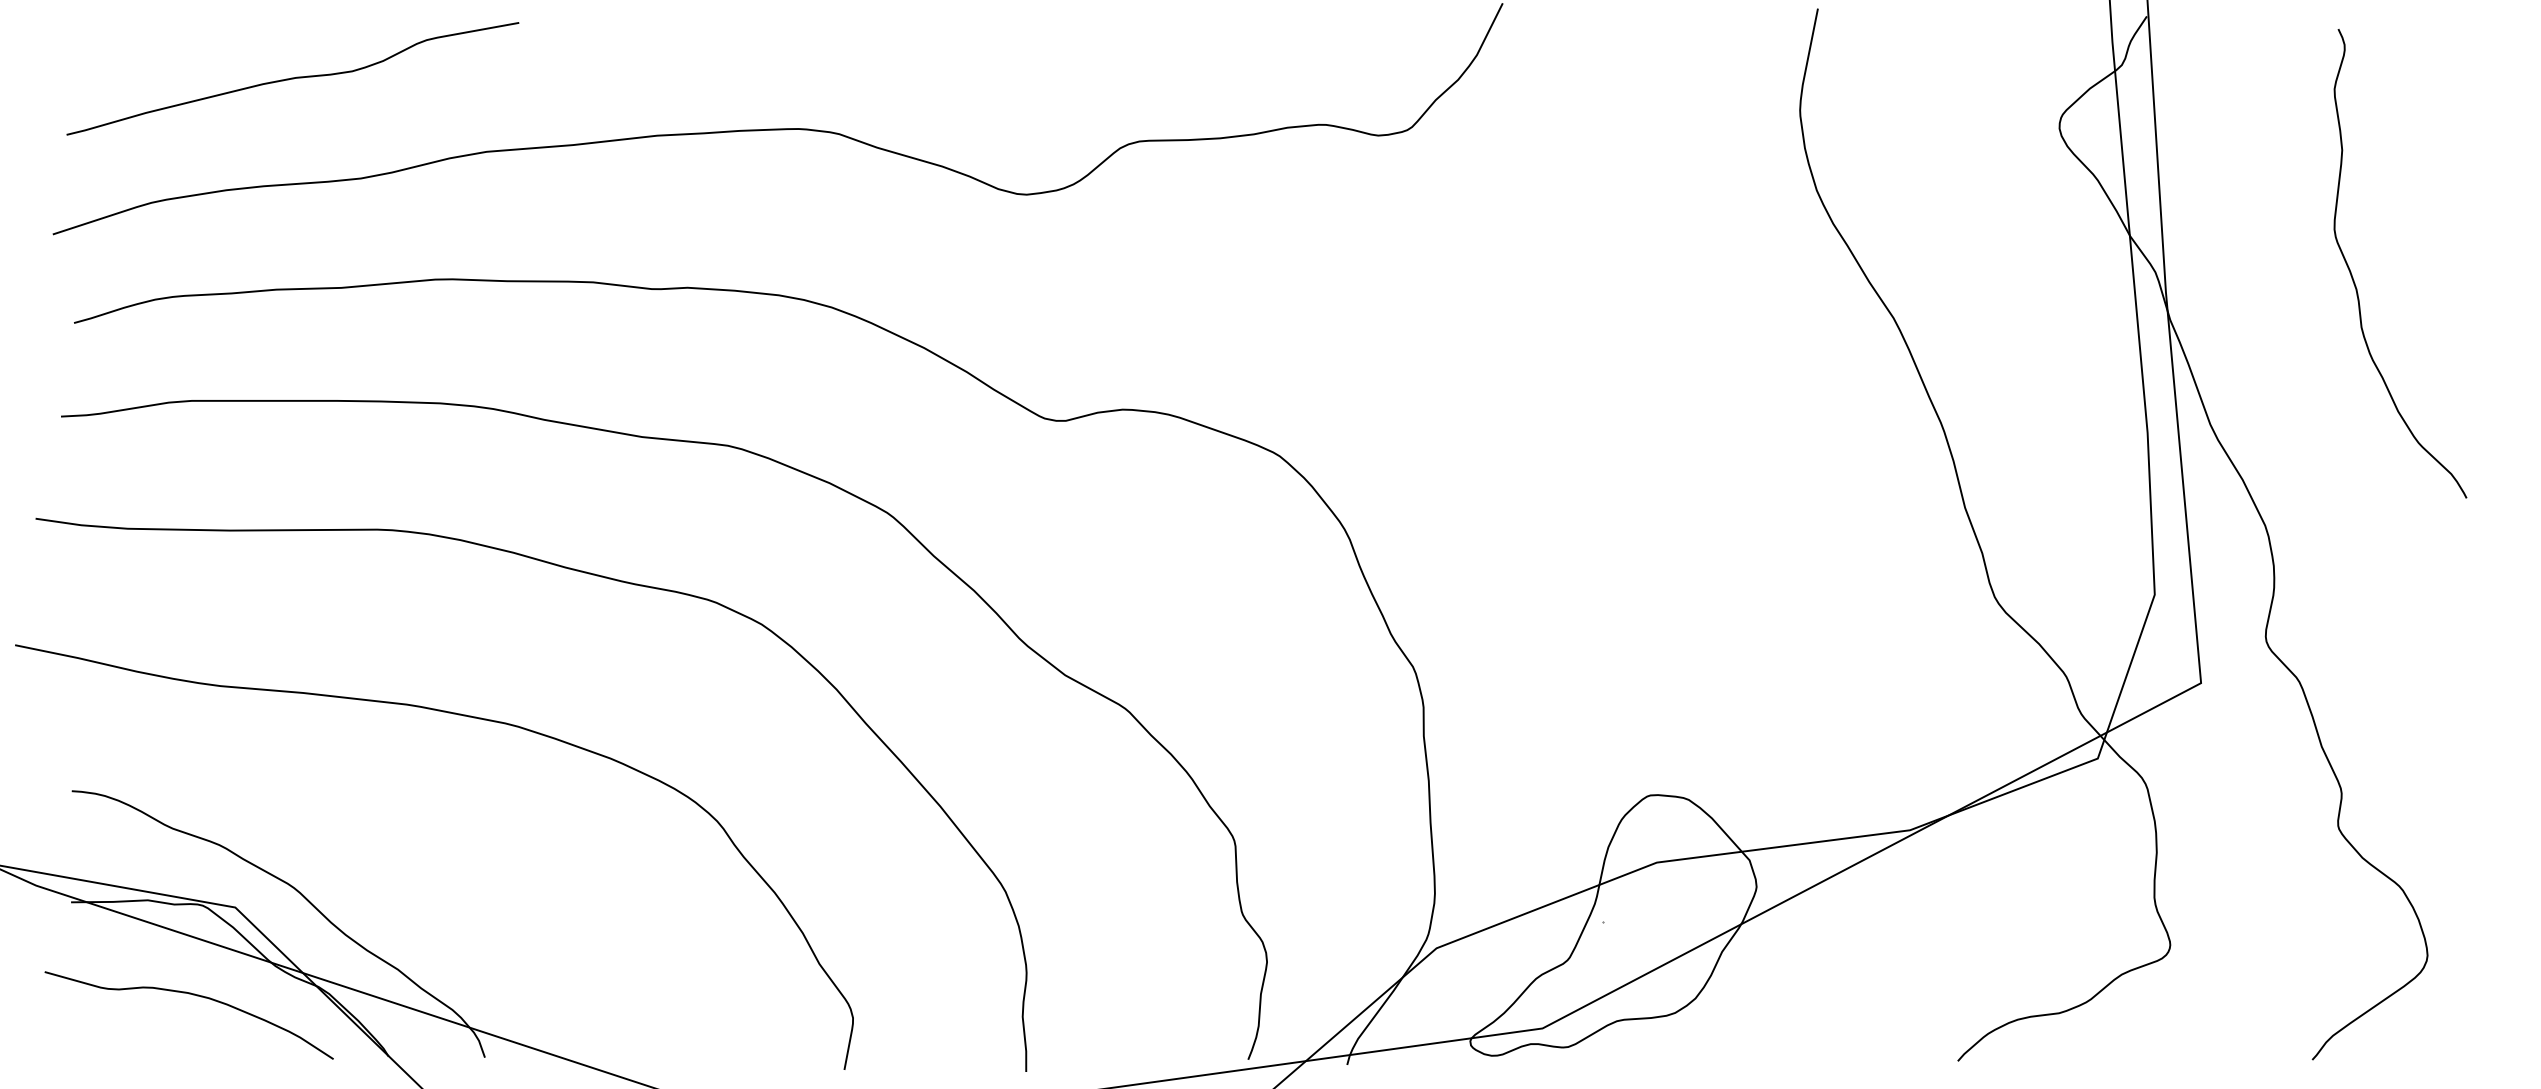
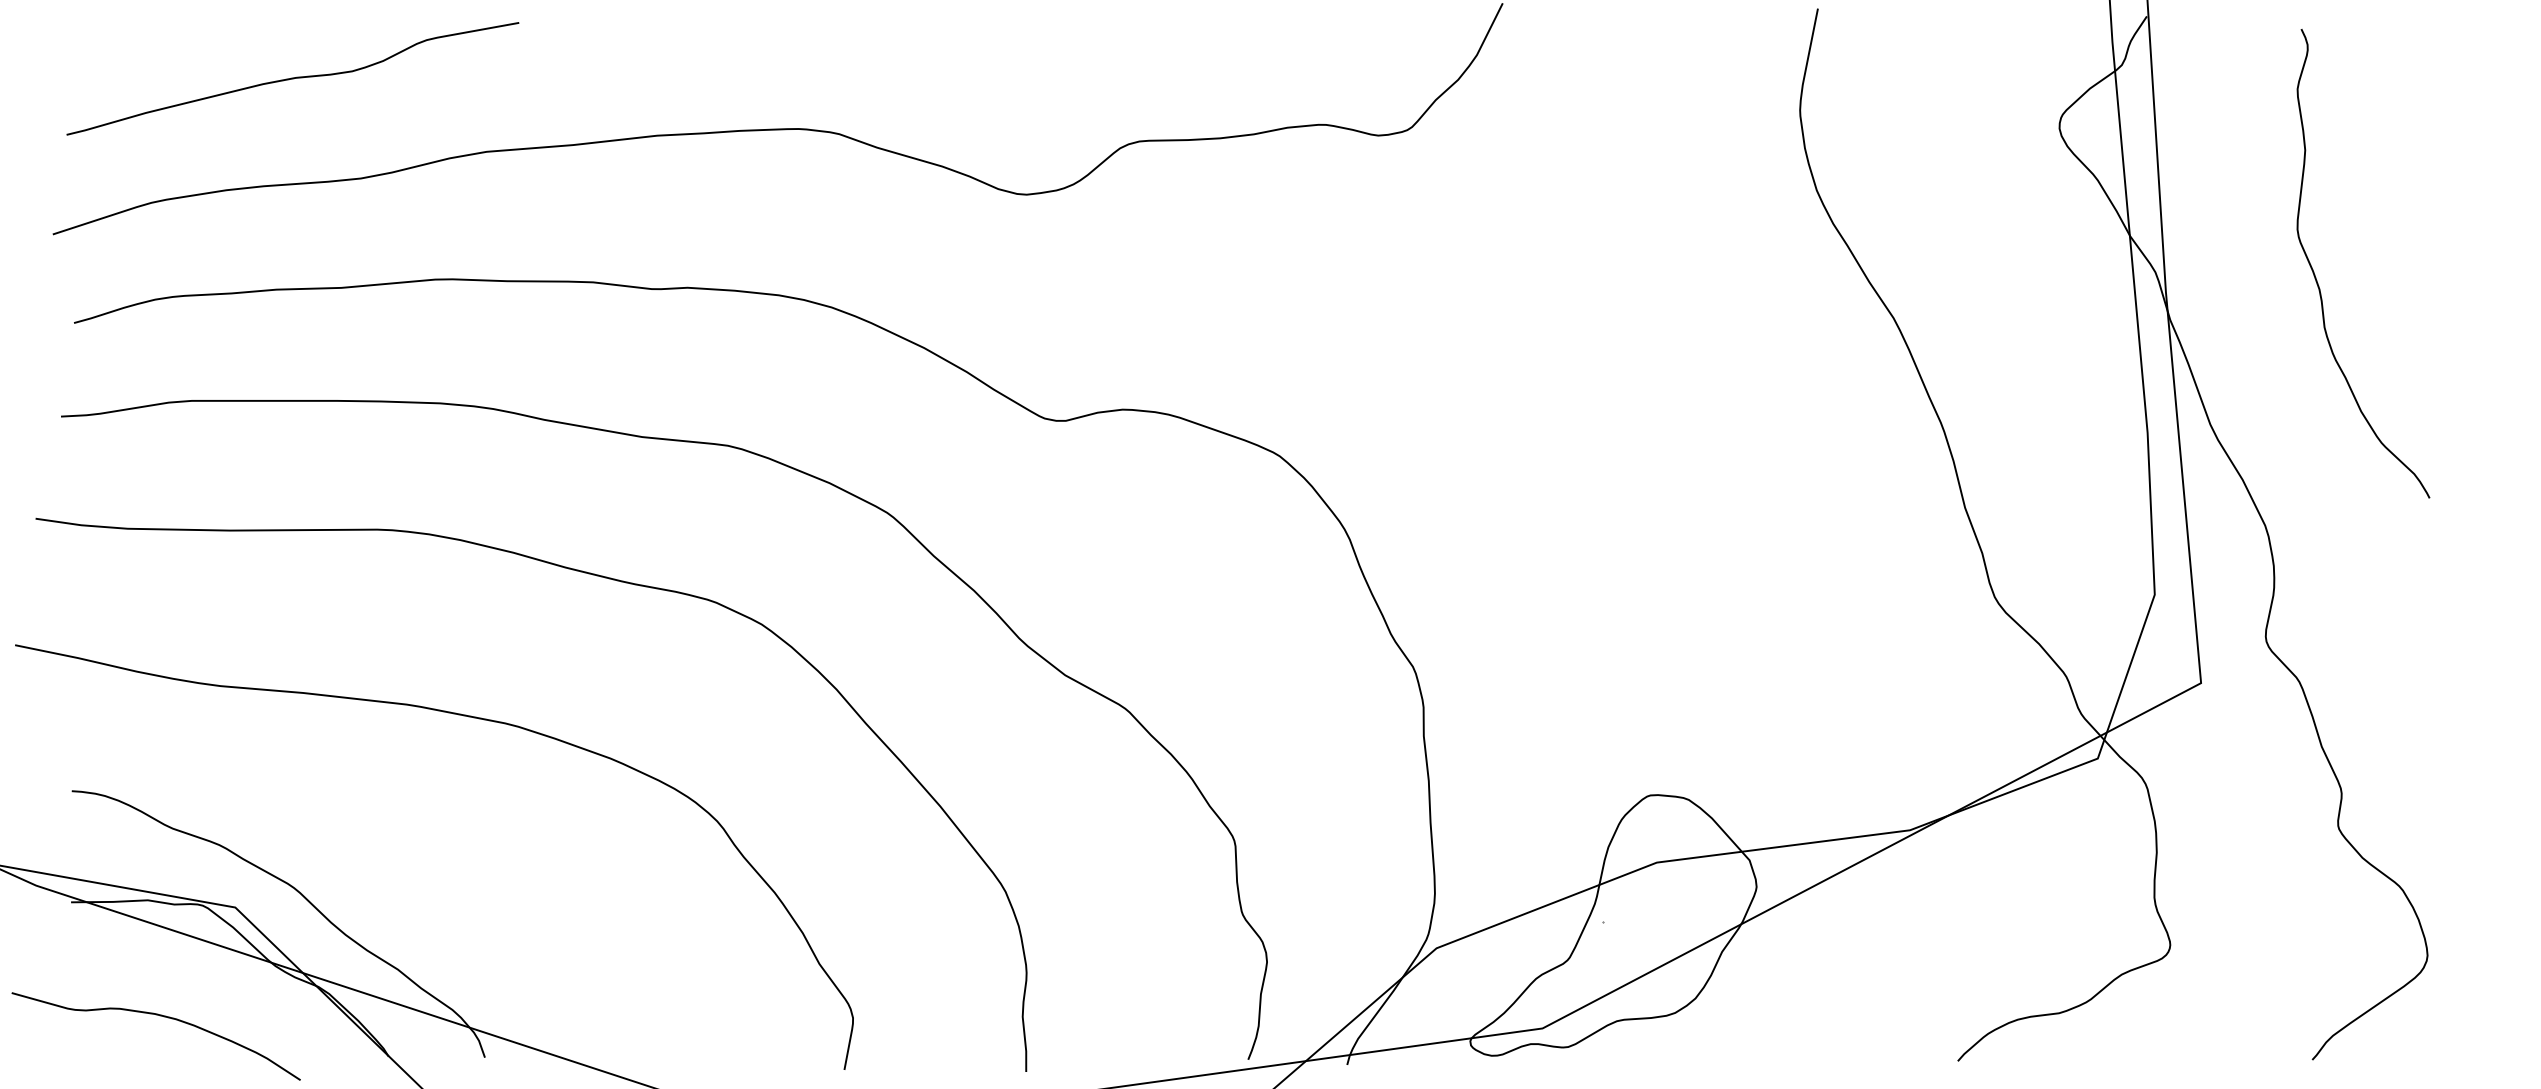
curve position: (2353, 277) -> (2316, 277) (2316, 277)
curve position: (193, 995) -> (160, 1016) (160, 1016)
